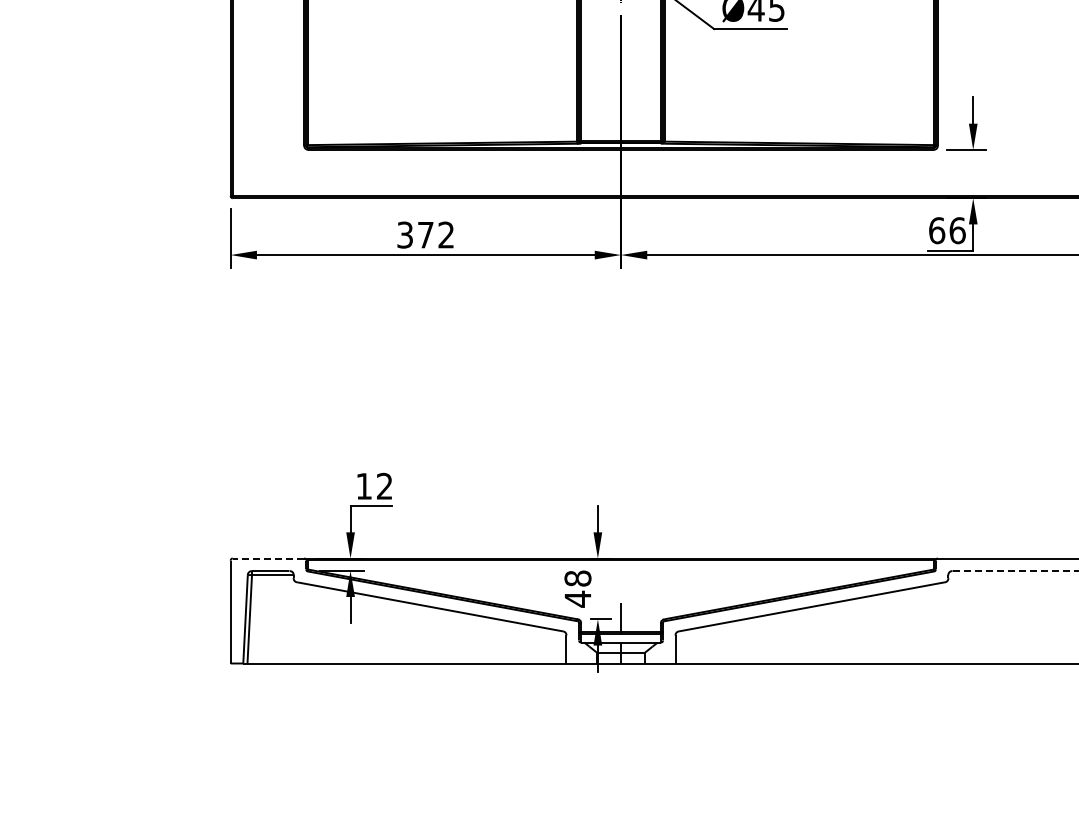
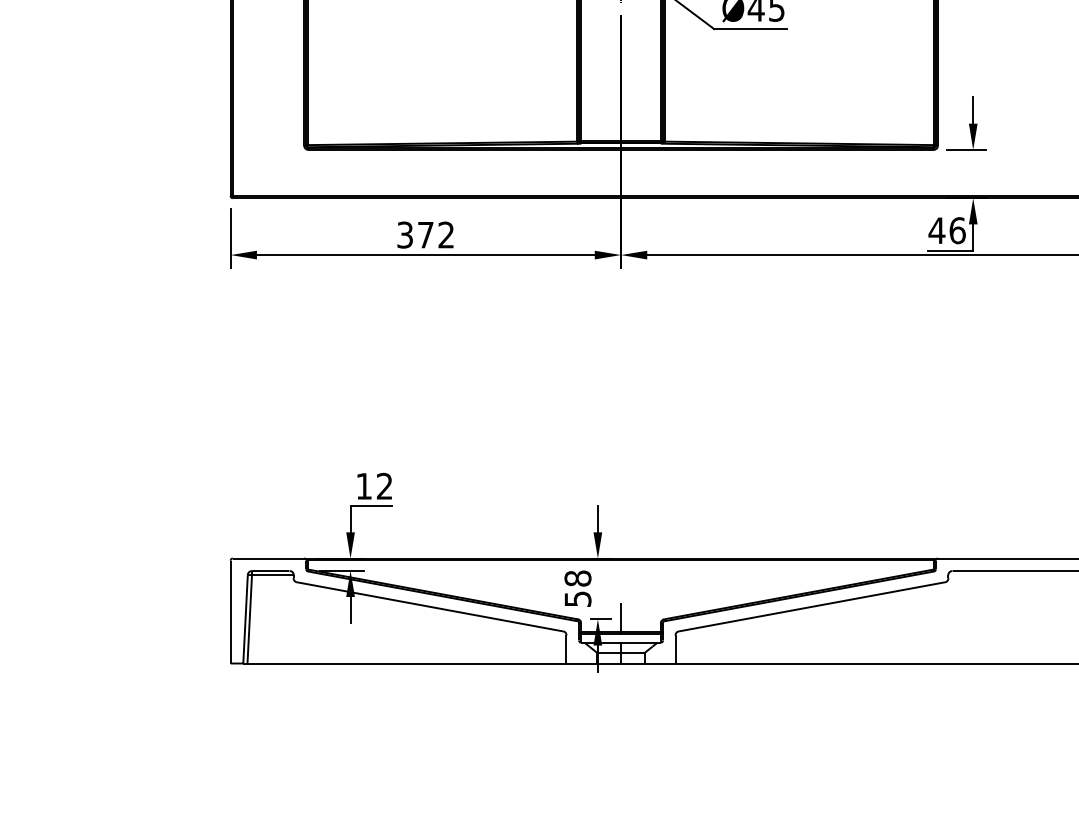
text: 66 -> 46 (936, 230)
line: dashed -> solid (268, 558)
line: dashed -> solid (1015, 571)
text: 48 -> 58 (577, 598)
